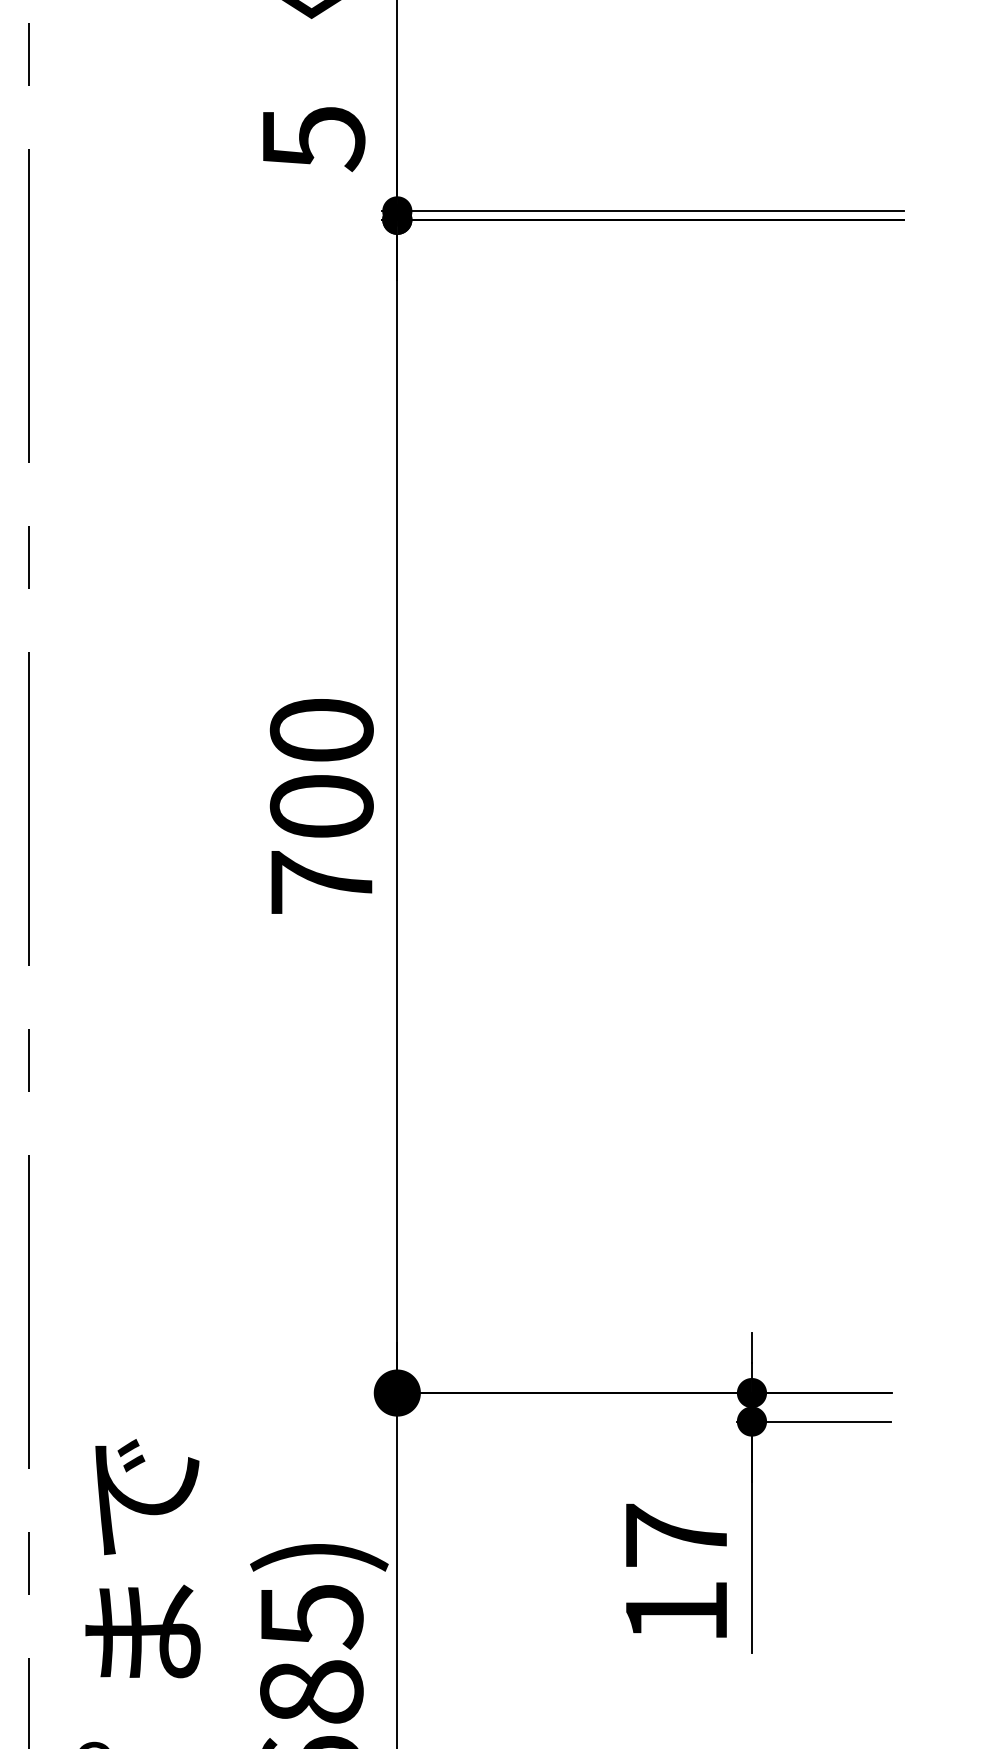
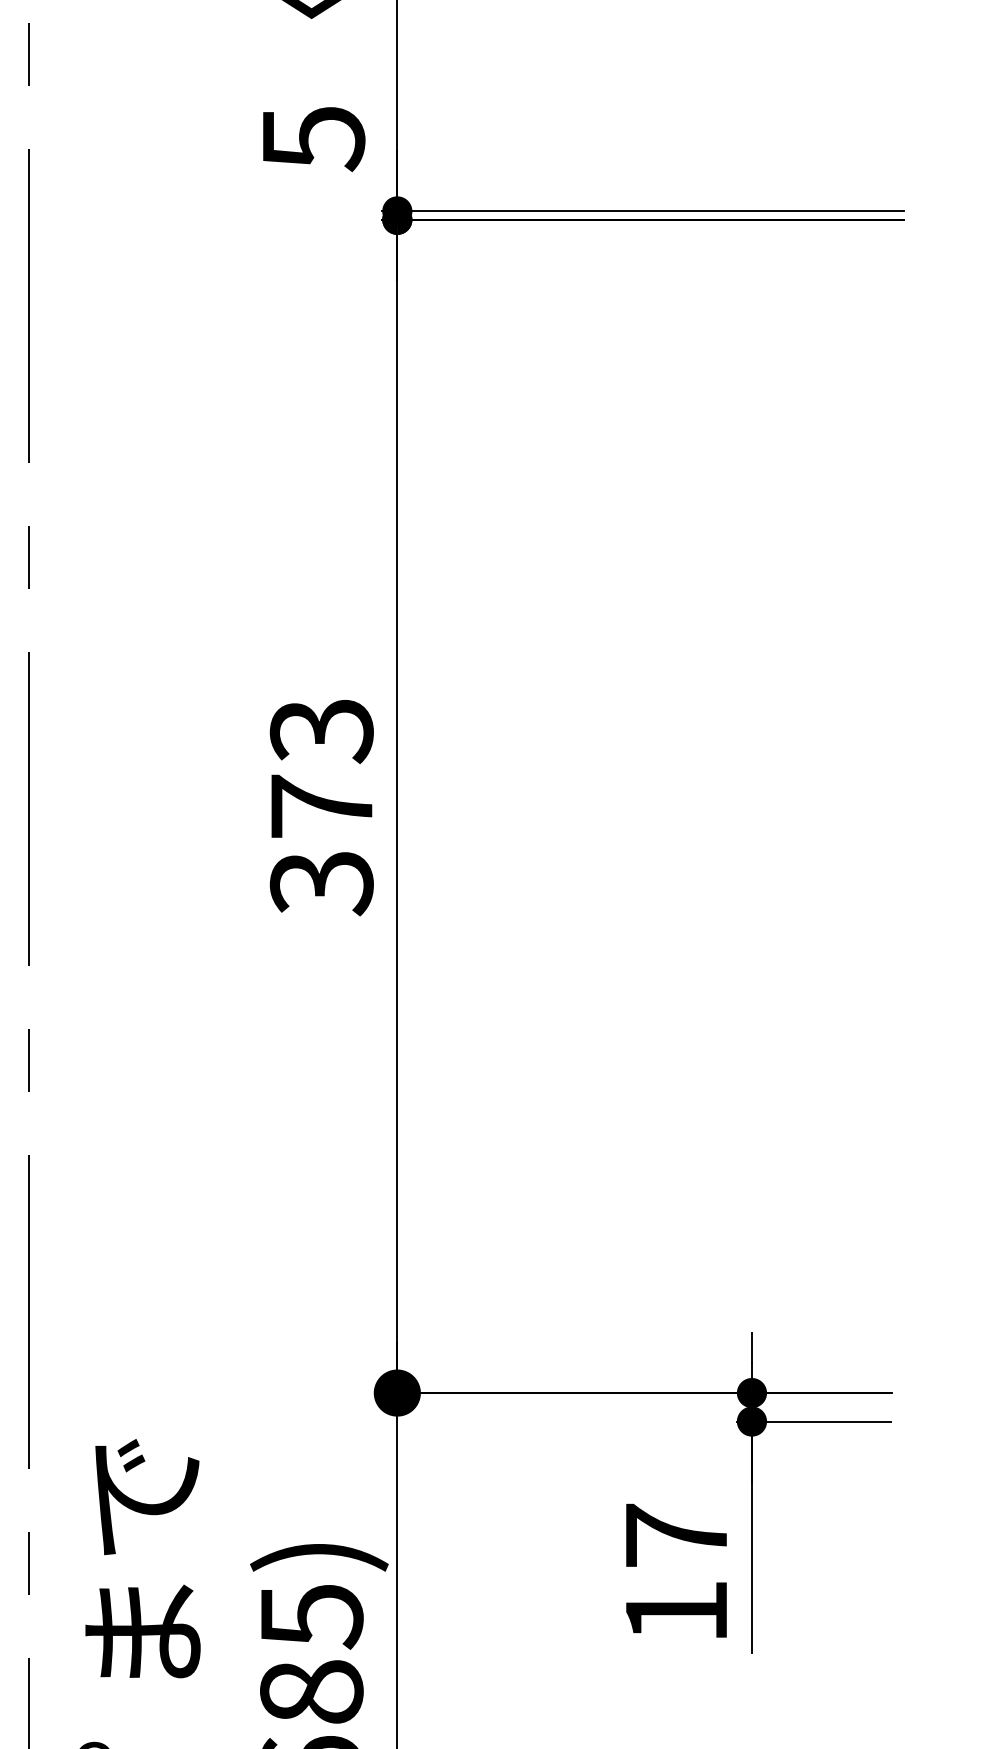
text: 700 -> 373 (321, 807)
